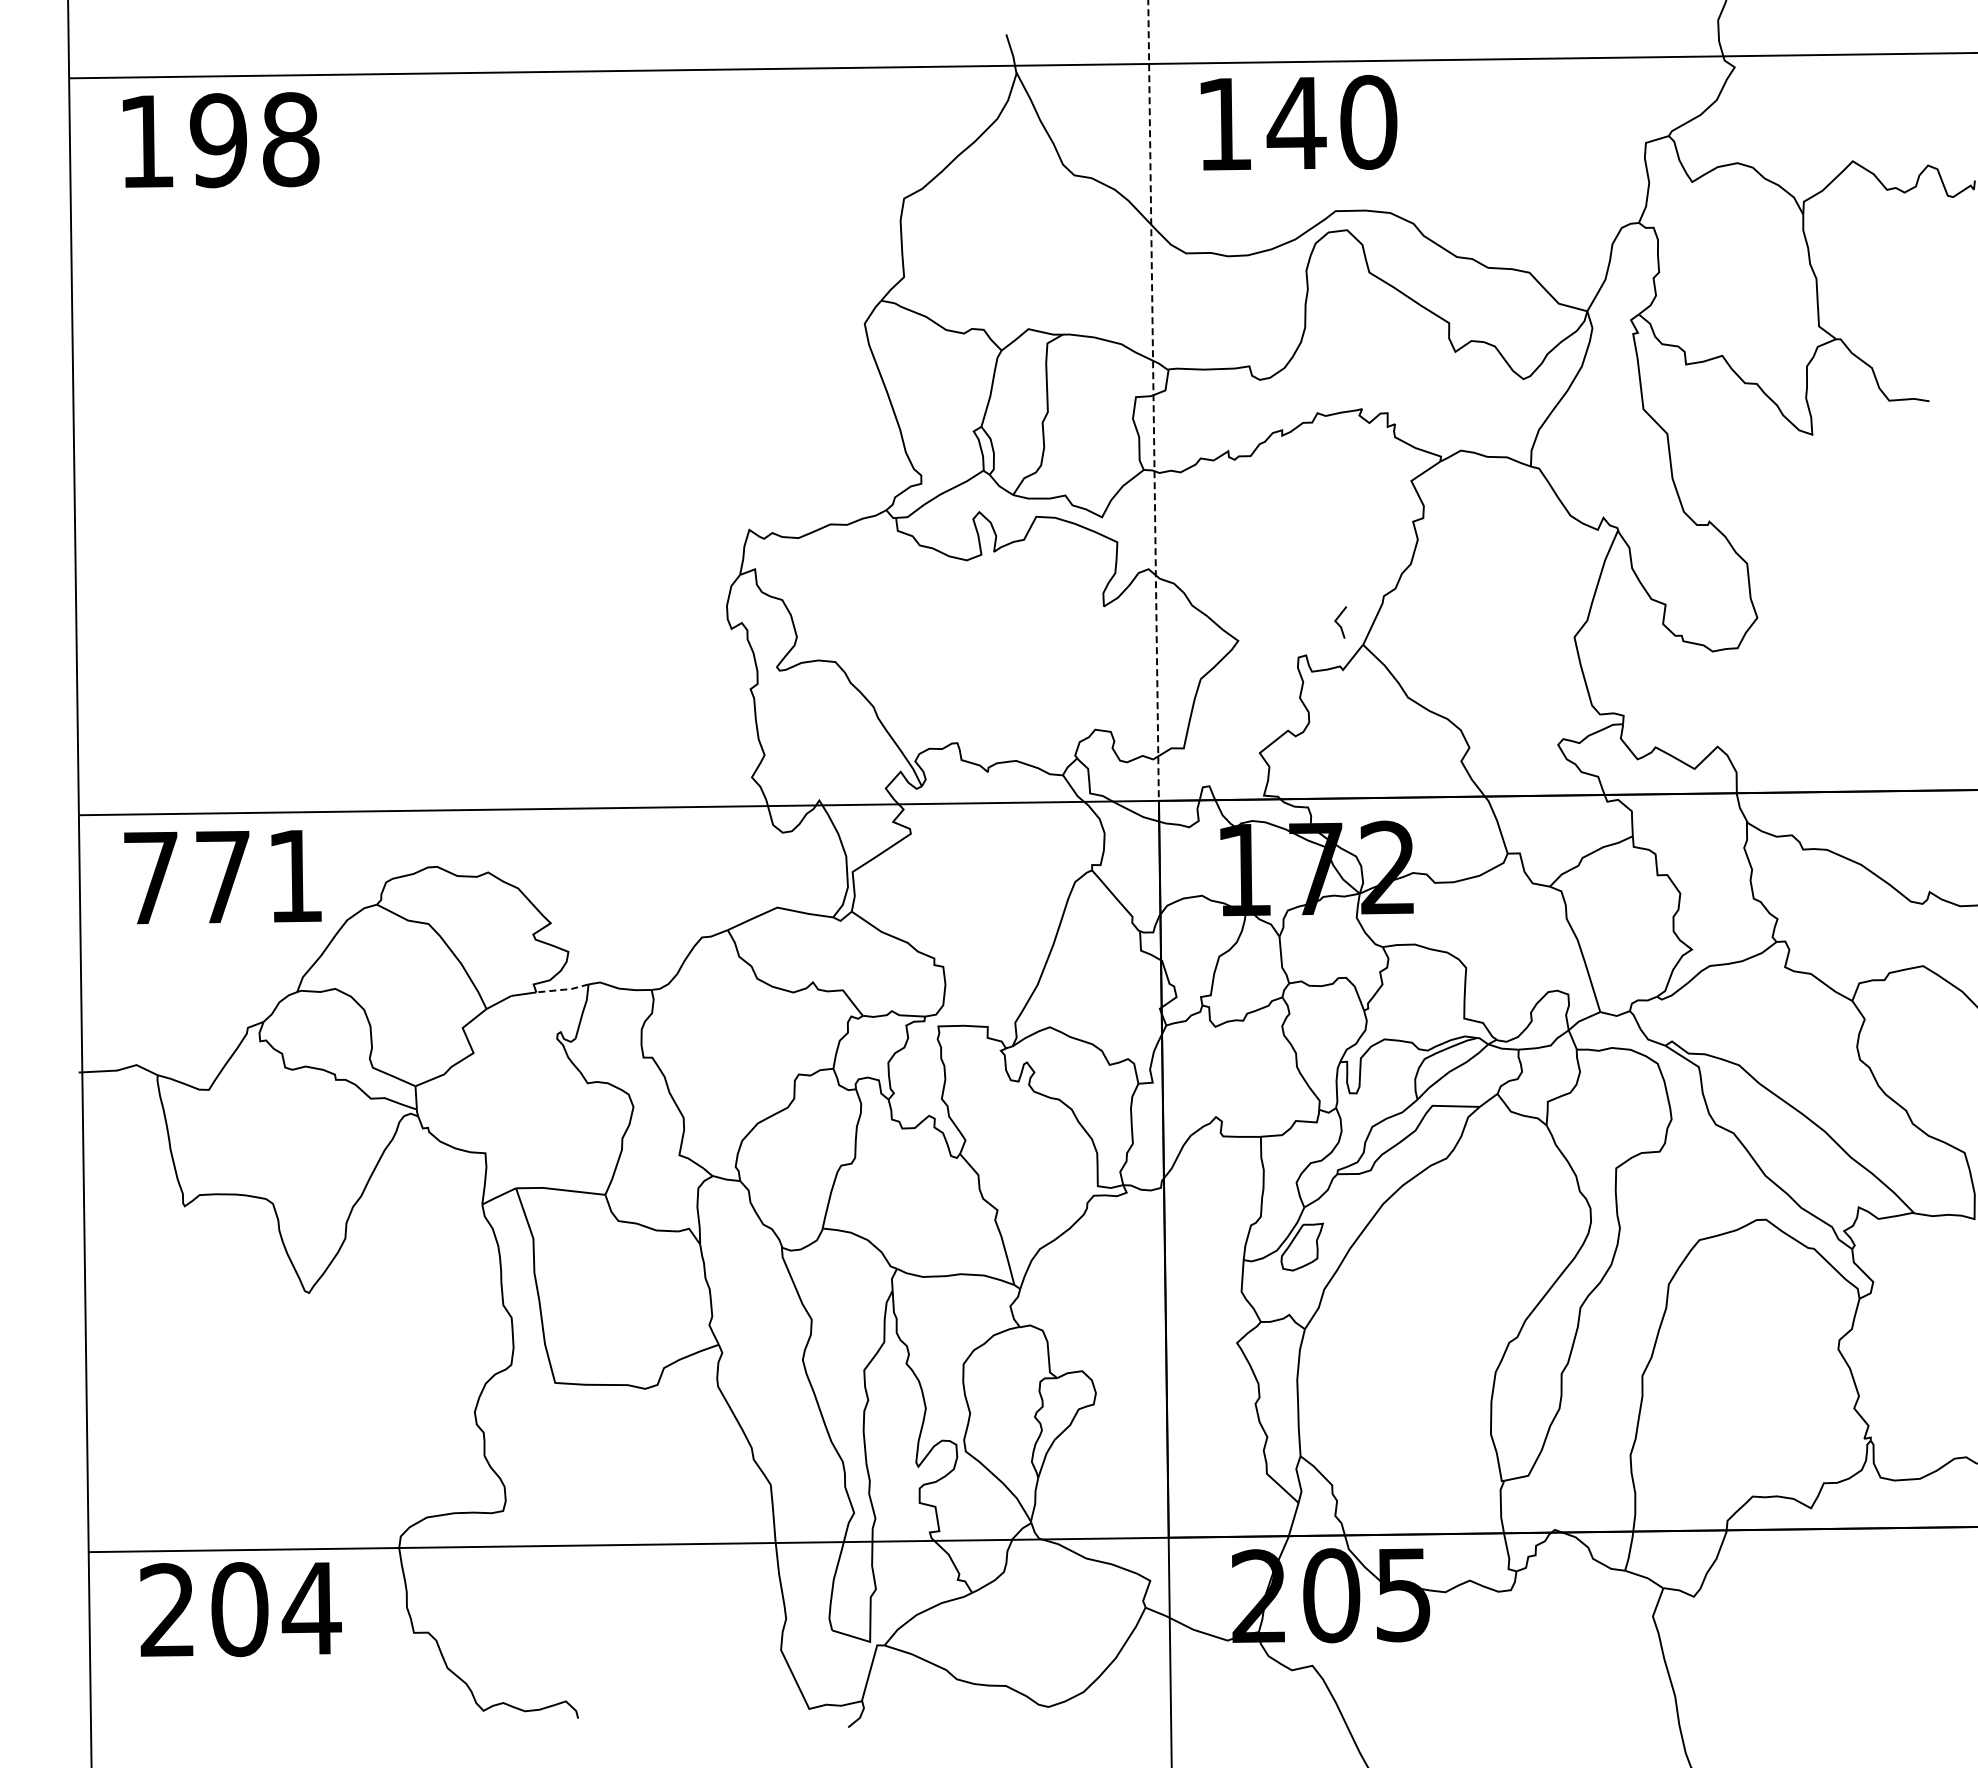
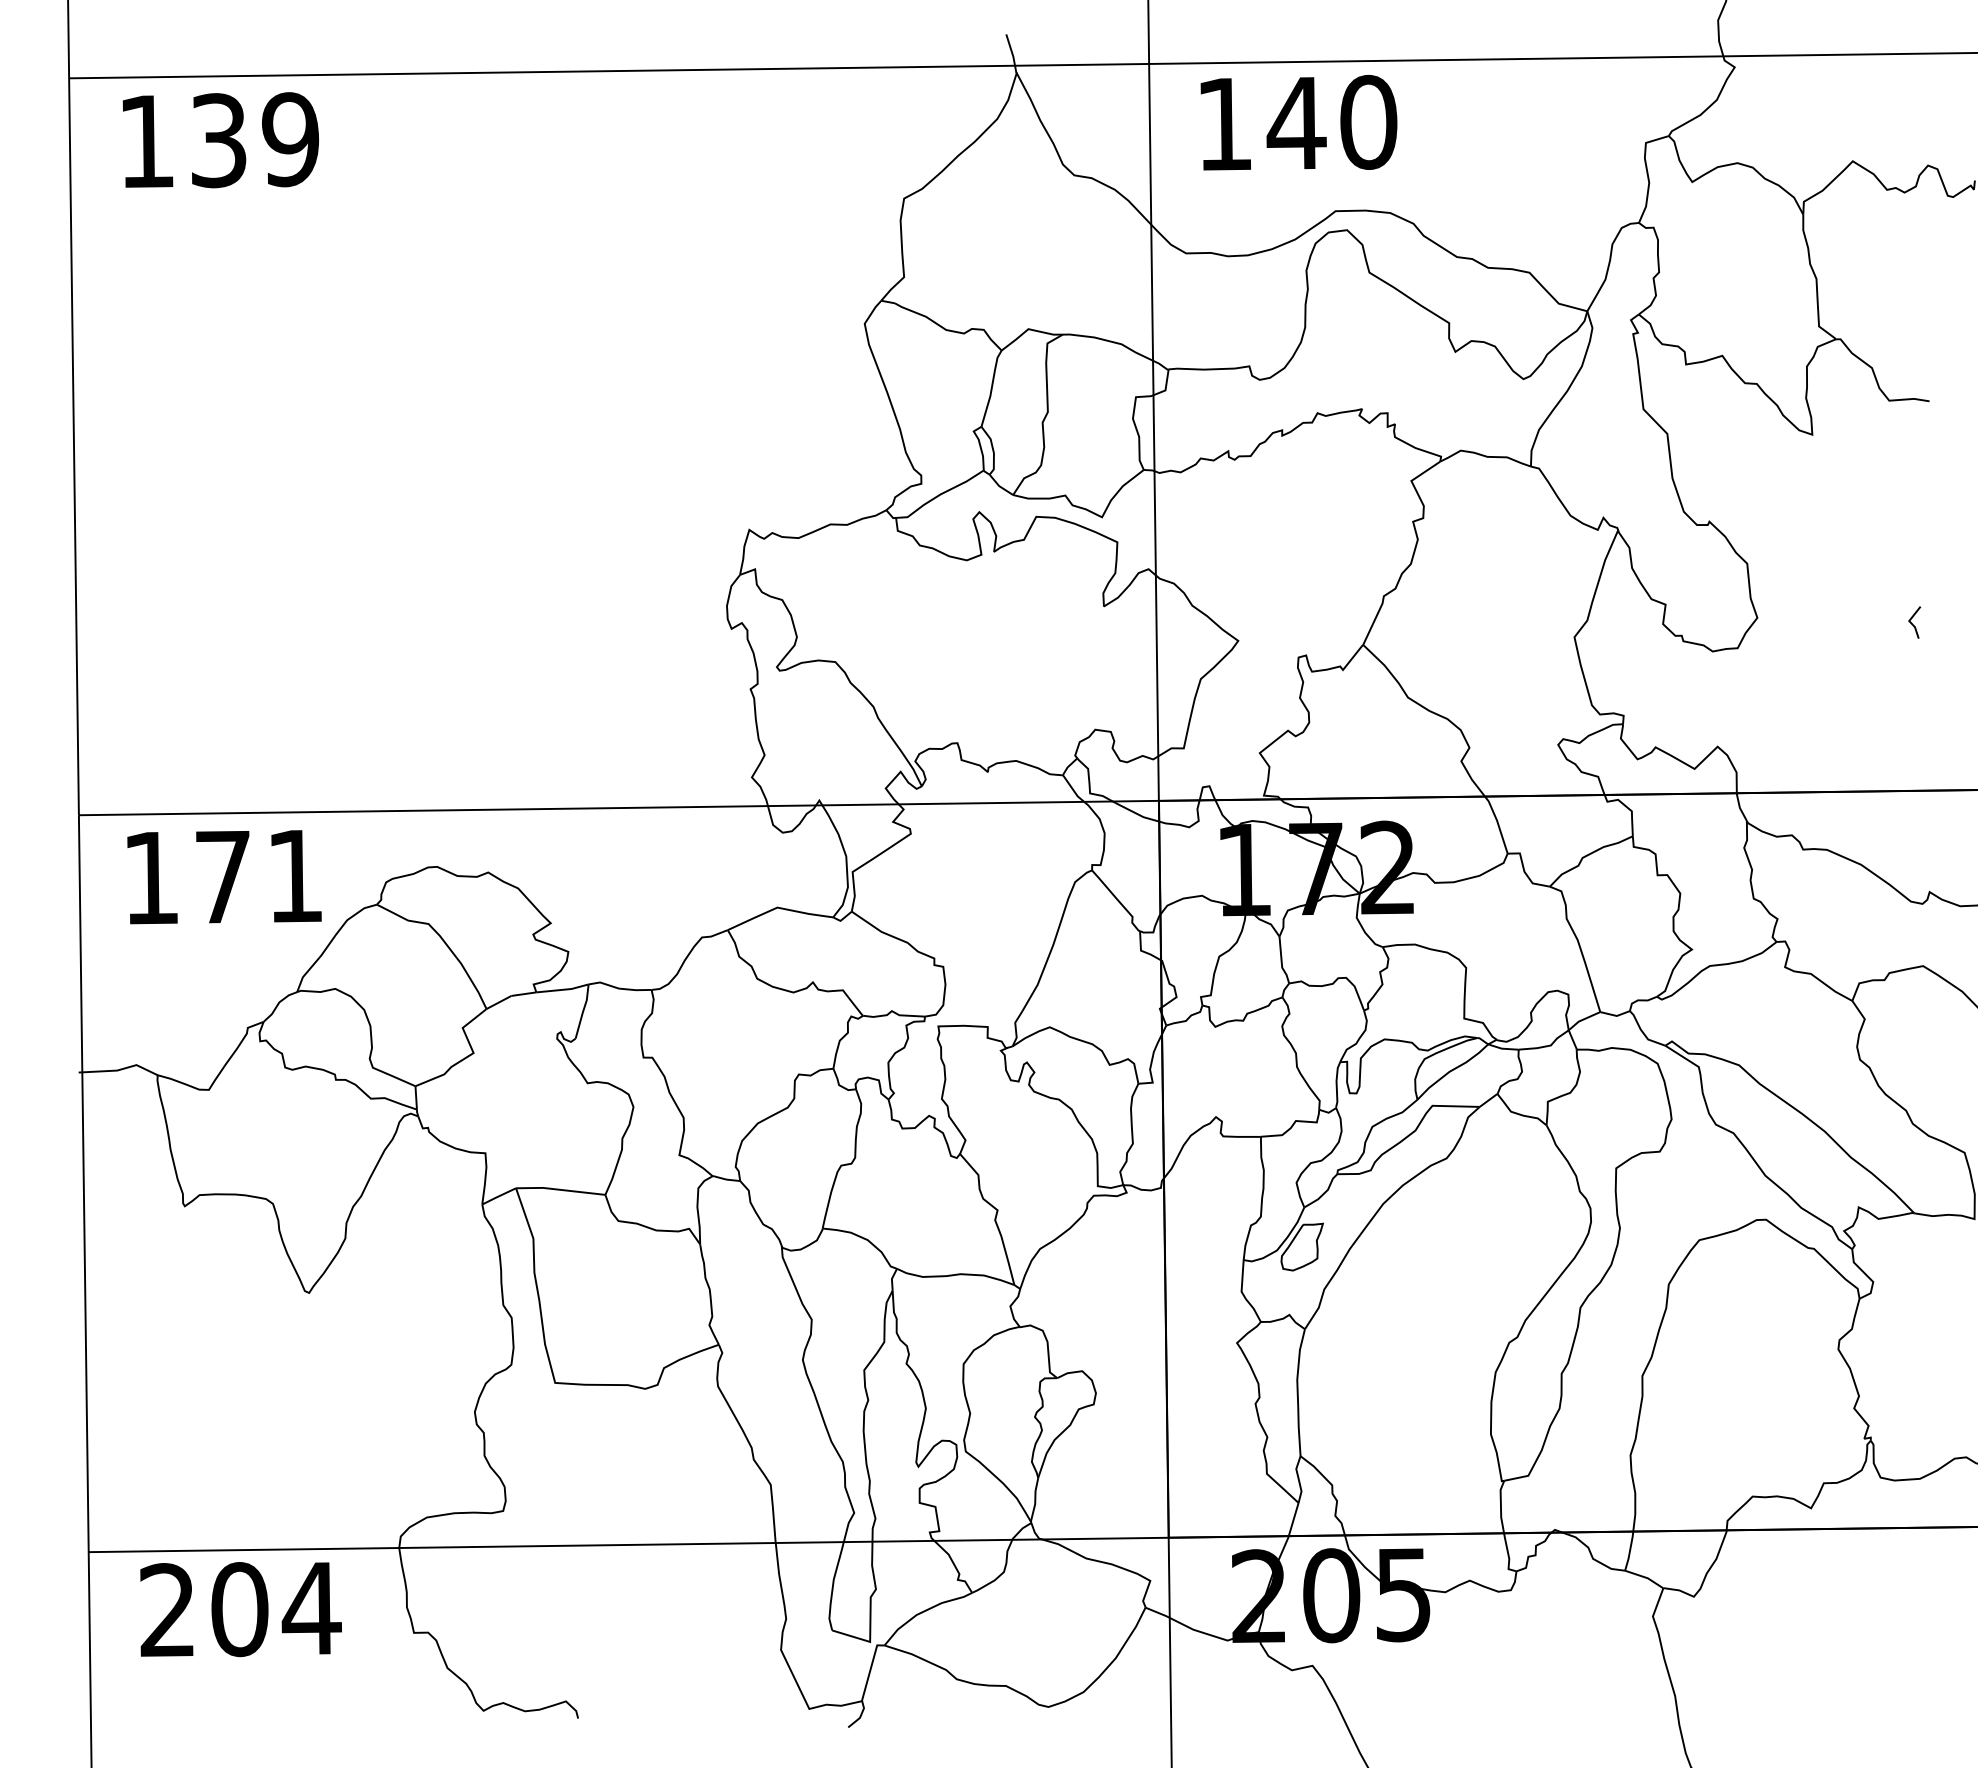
text: 198 -> 139 (254, 140)
line: dashed -> solid (1153, 400)
line position: (1338, 623) -> (1912, 623) (1912, 623)
text: 771 -> 171 (150, 877)
line: dashed -> solid (562, 989)
